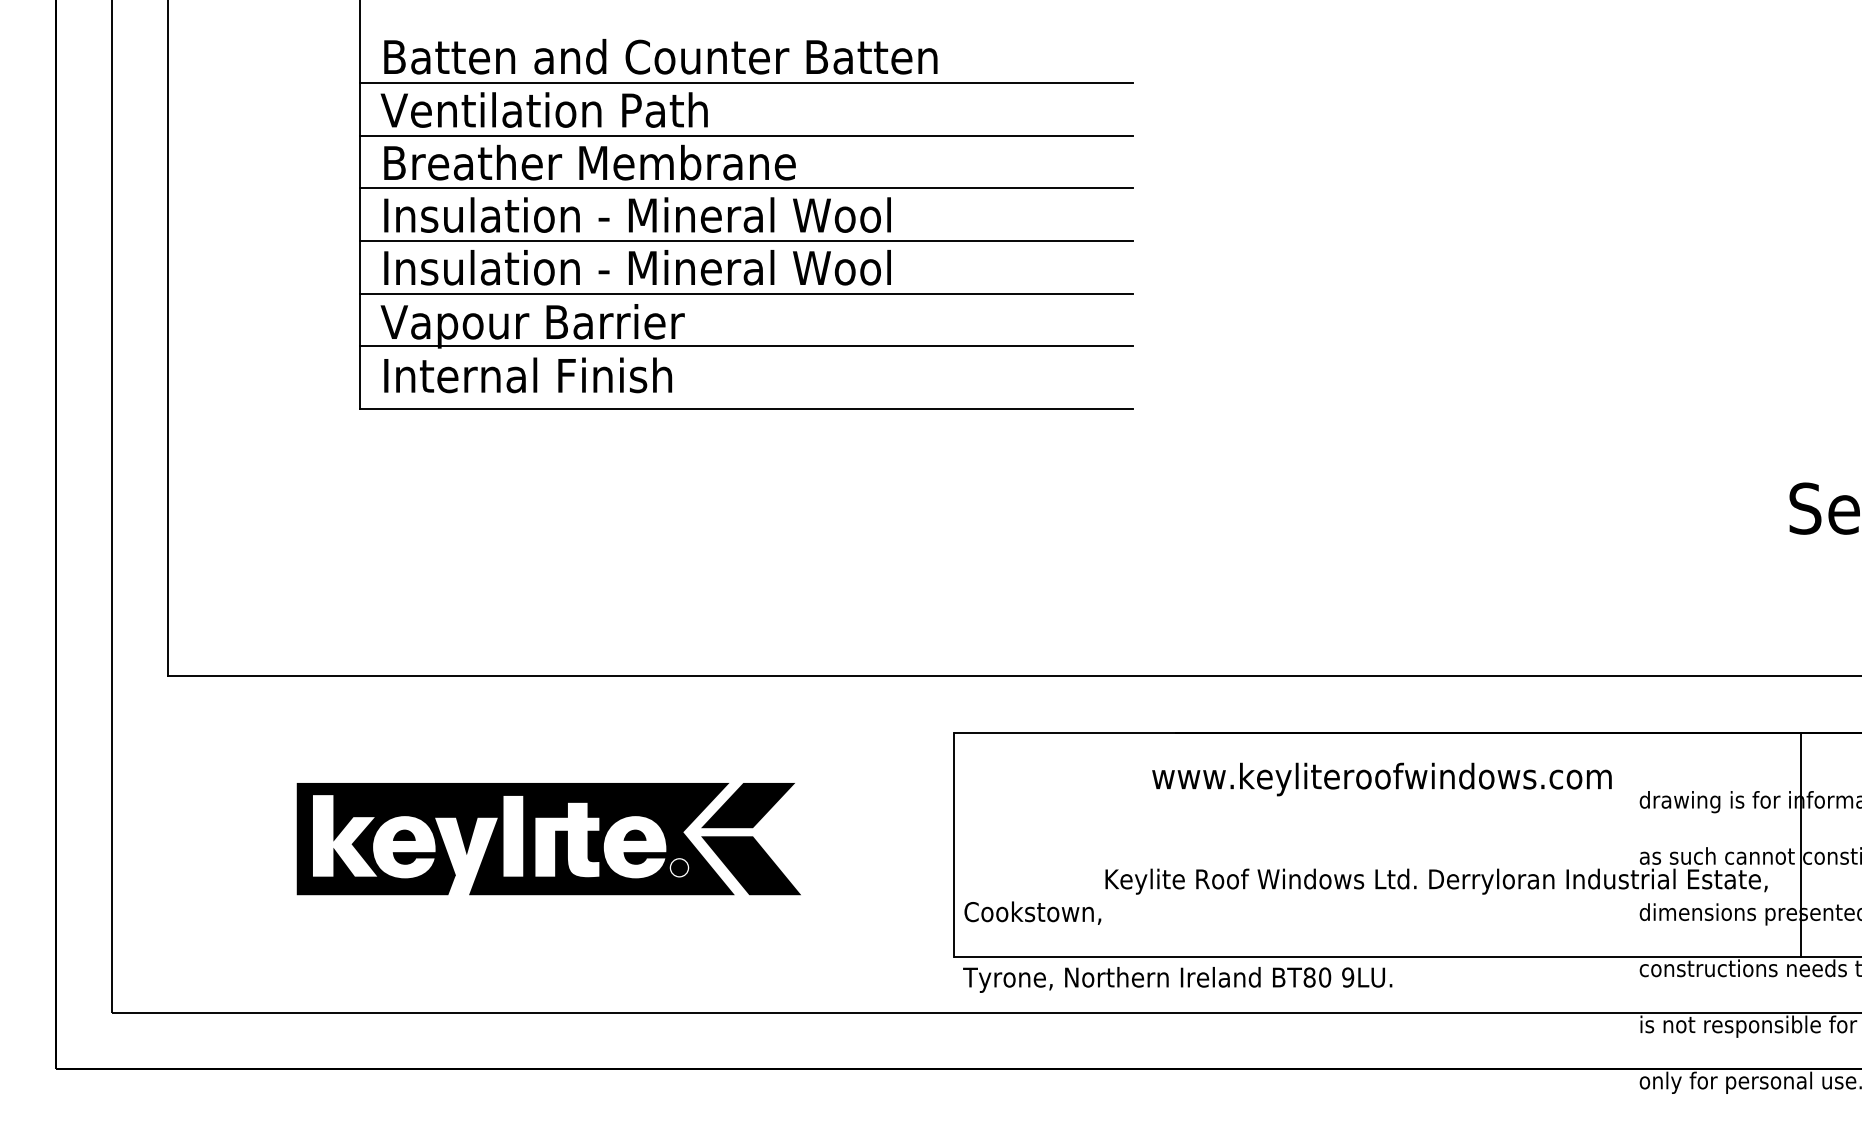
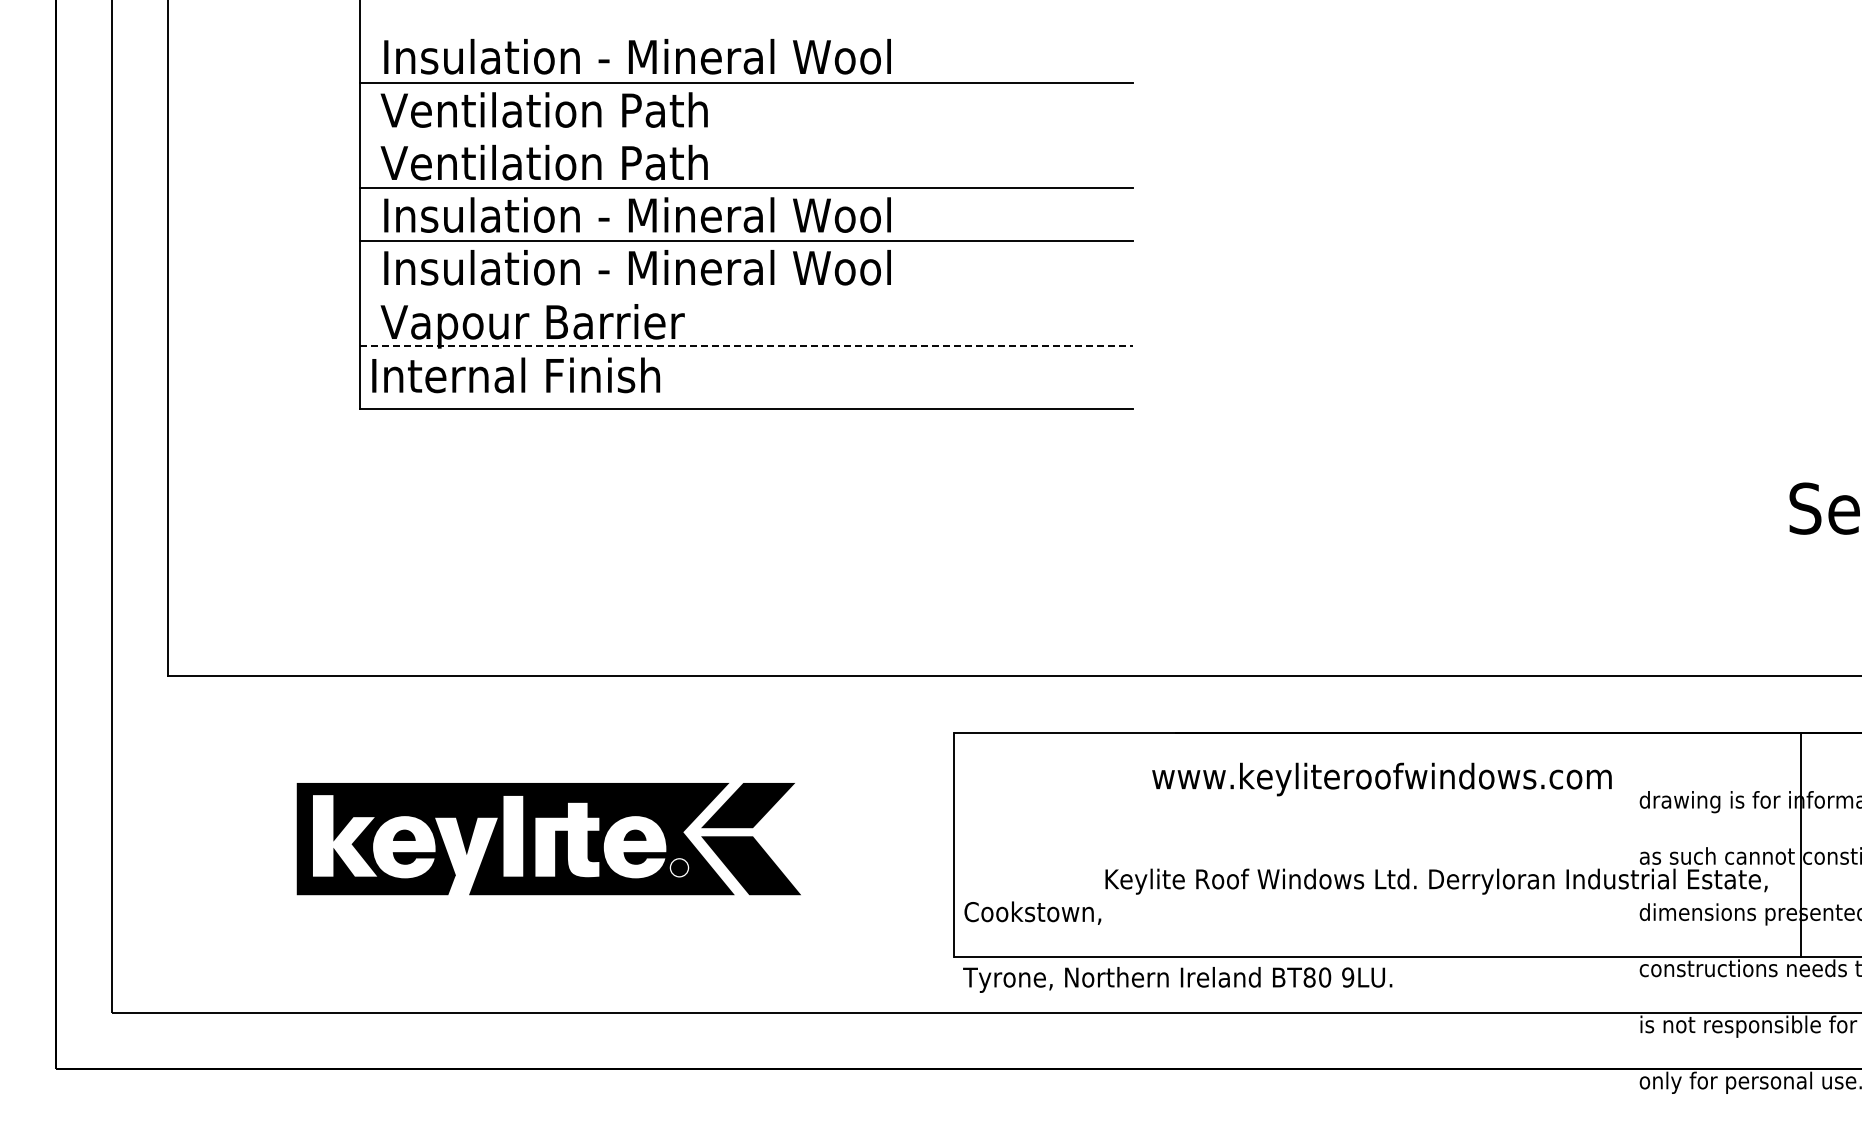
text: Batten and Counter Batten -> Insulation - Mineral Wool (662, 56)
line: present -> none (746, 135)
text: Breather Membrane -> Ventilation Path (587, 162)
line: present -> none (746, 293)
line: solid -> dashed (747, 346)
text position: (528, 375) -> (516, 375) (516, 375)
